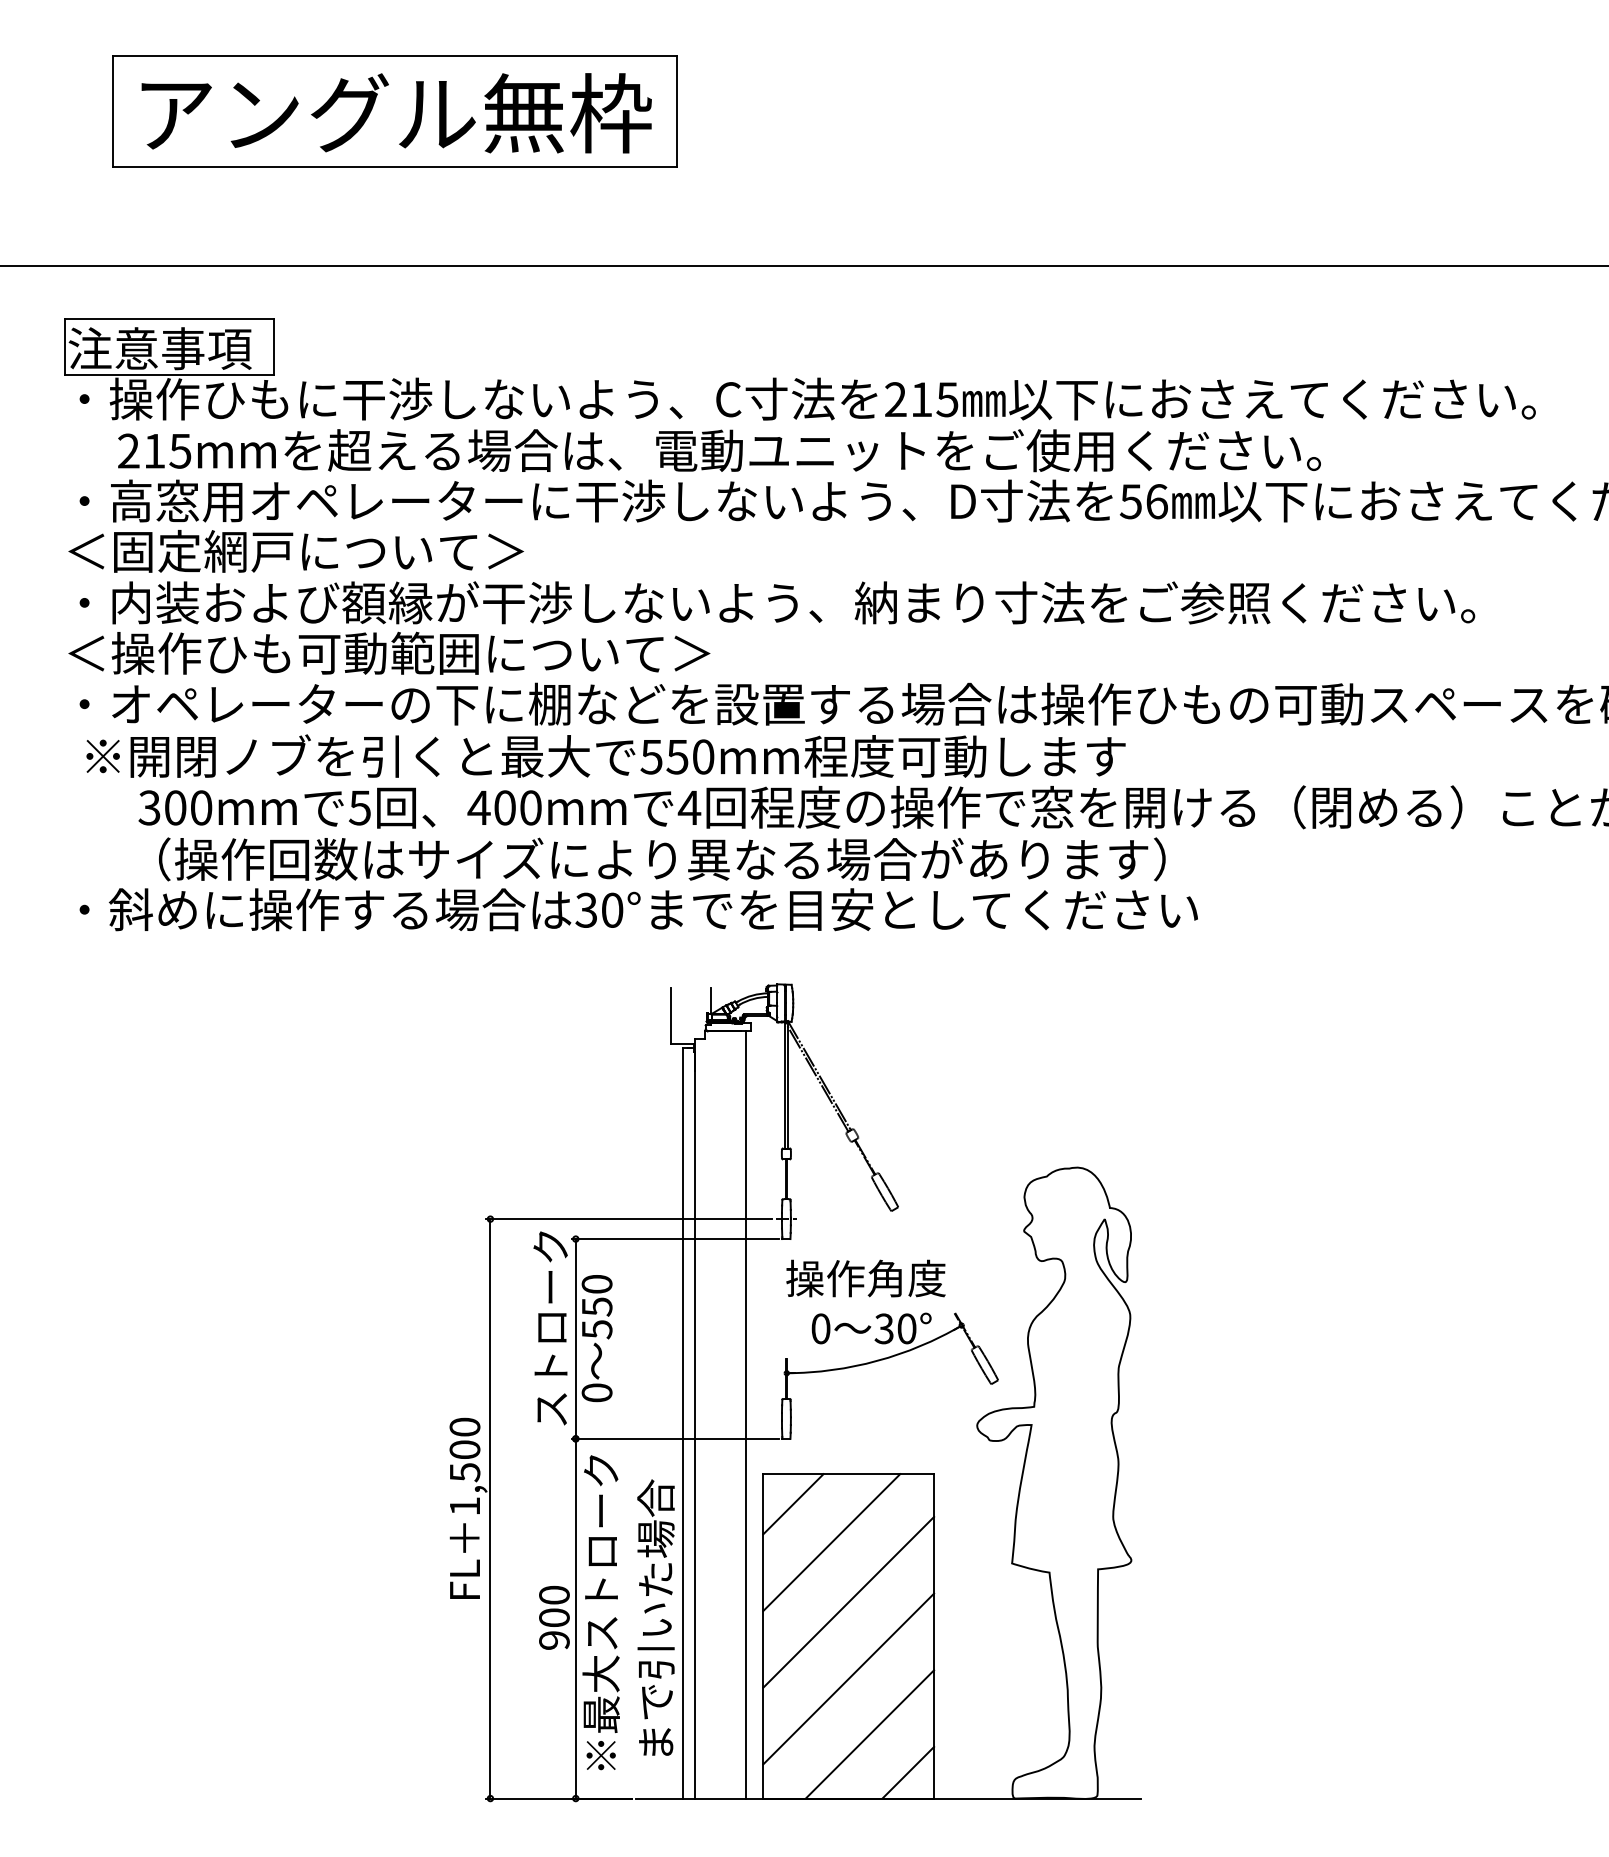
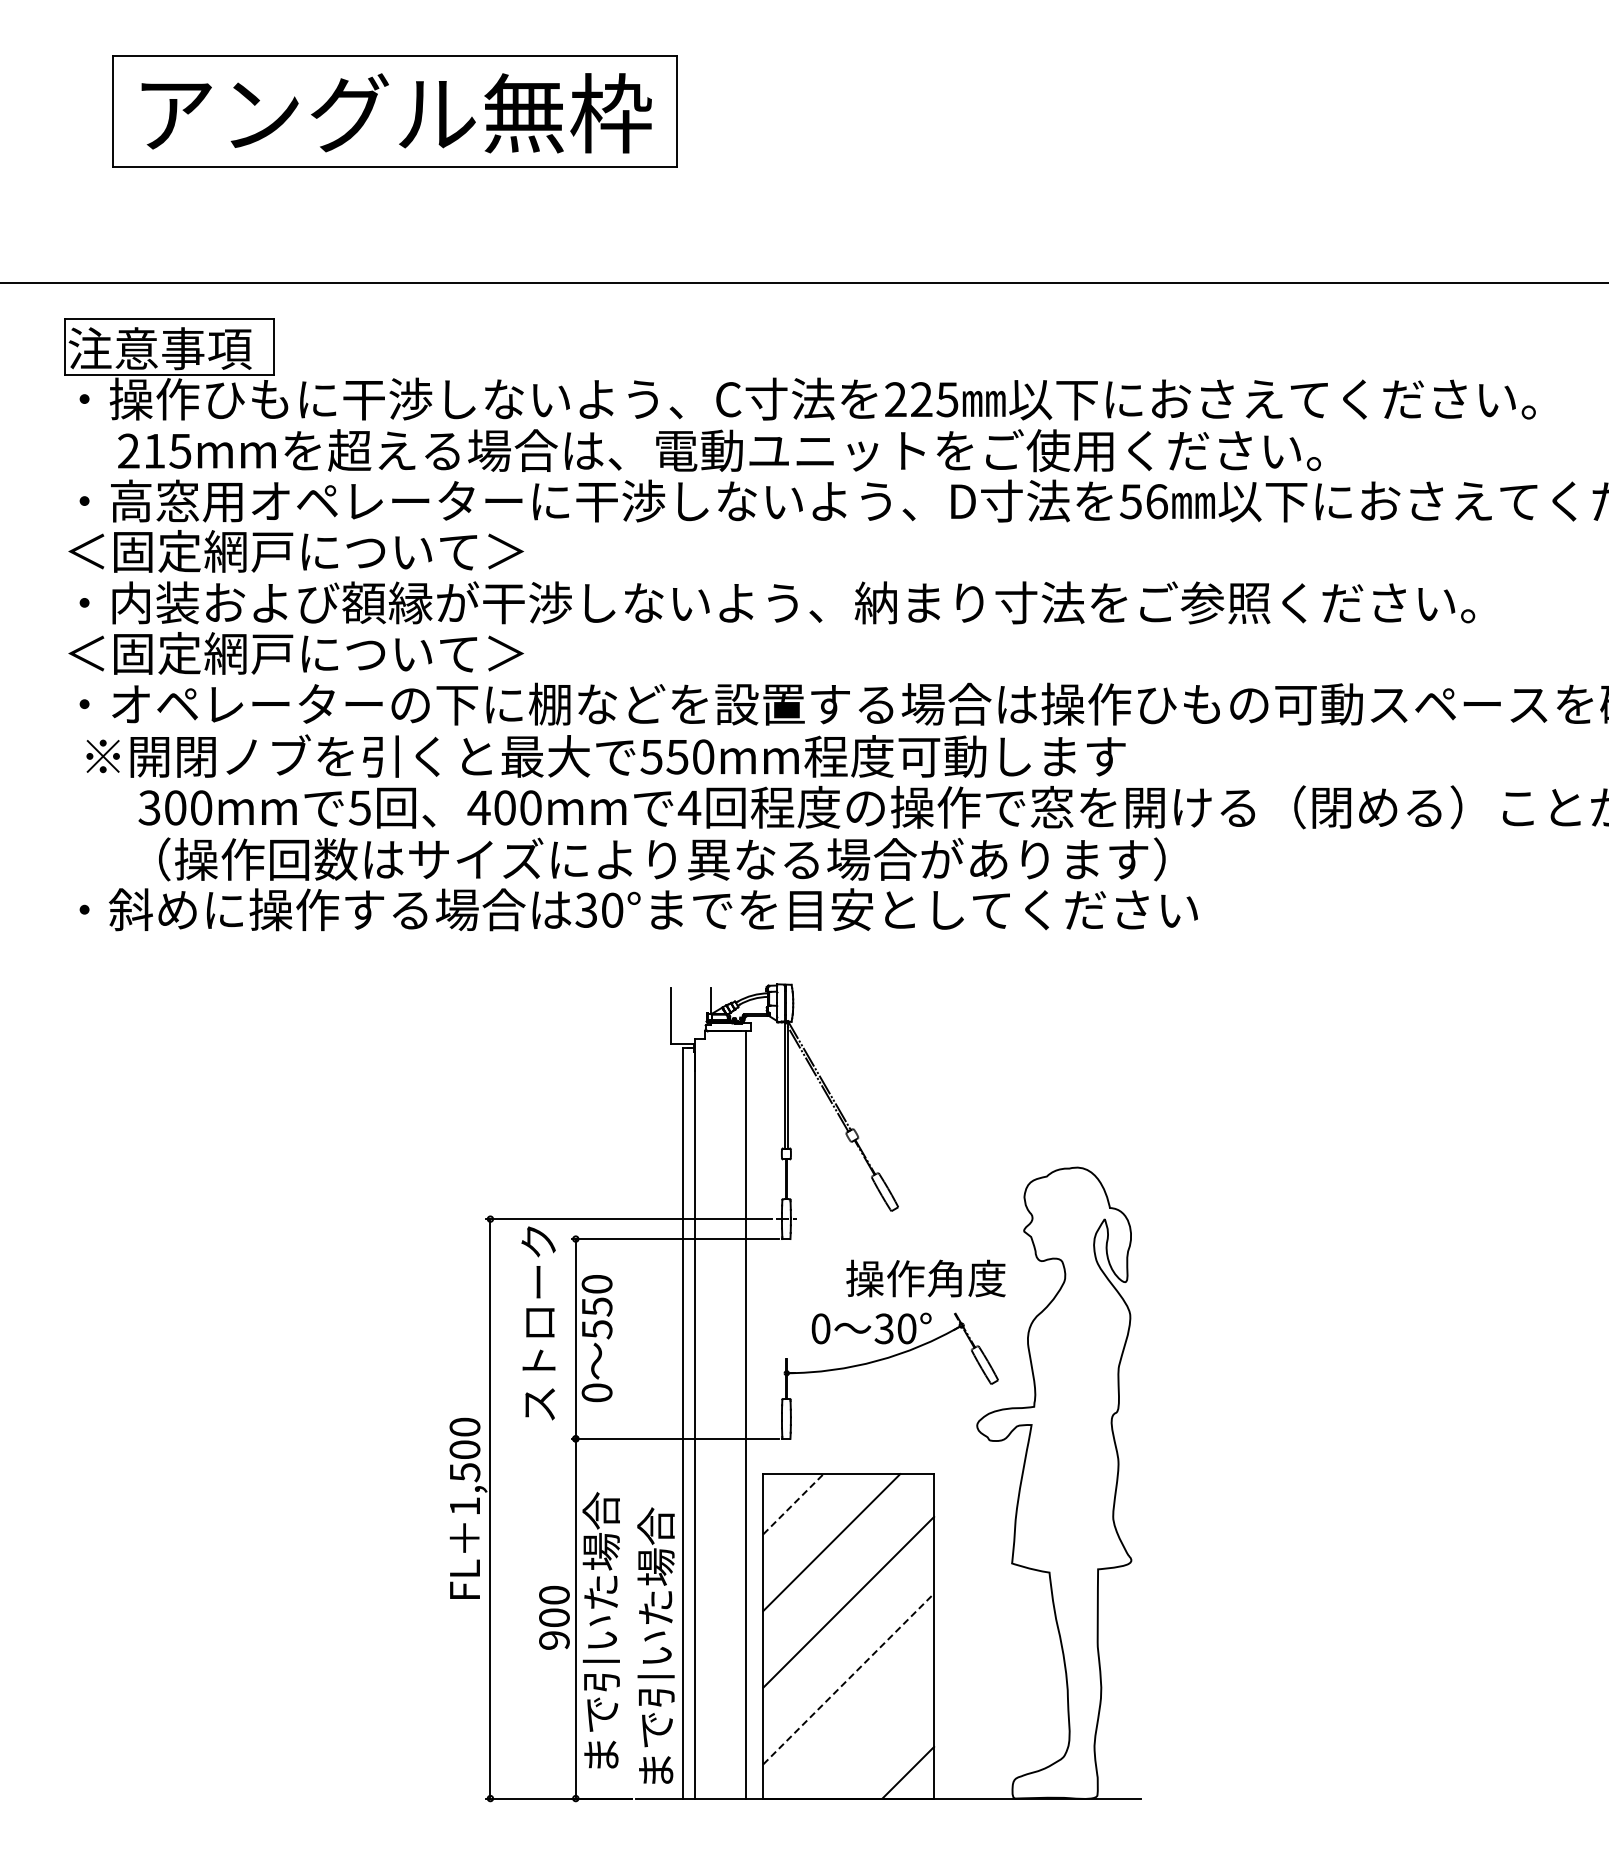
line position: (803, 266) -> (803, 283) (803, 283)
text: 215 -> 225 (921, 399)
text: ＜操作ひも可動範囲について＞ -> ＜固定網戸について＞ (410, 652)
text position: (865, 1278) -> (925, 1278) (925, 1278)
text position: (550, 1328) -> (538, 1323) (538, 1323)
line: solid -> dashed (793, 1504)
text: ※最大ストローク -> まで引いた場合 (600, 1612)
text position: (655, 1617) -> (655, 1645) (655, 1645)
line: solid -> dashed (848, 1678)
line: present -> none (869, 1734)
